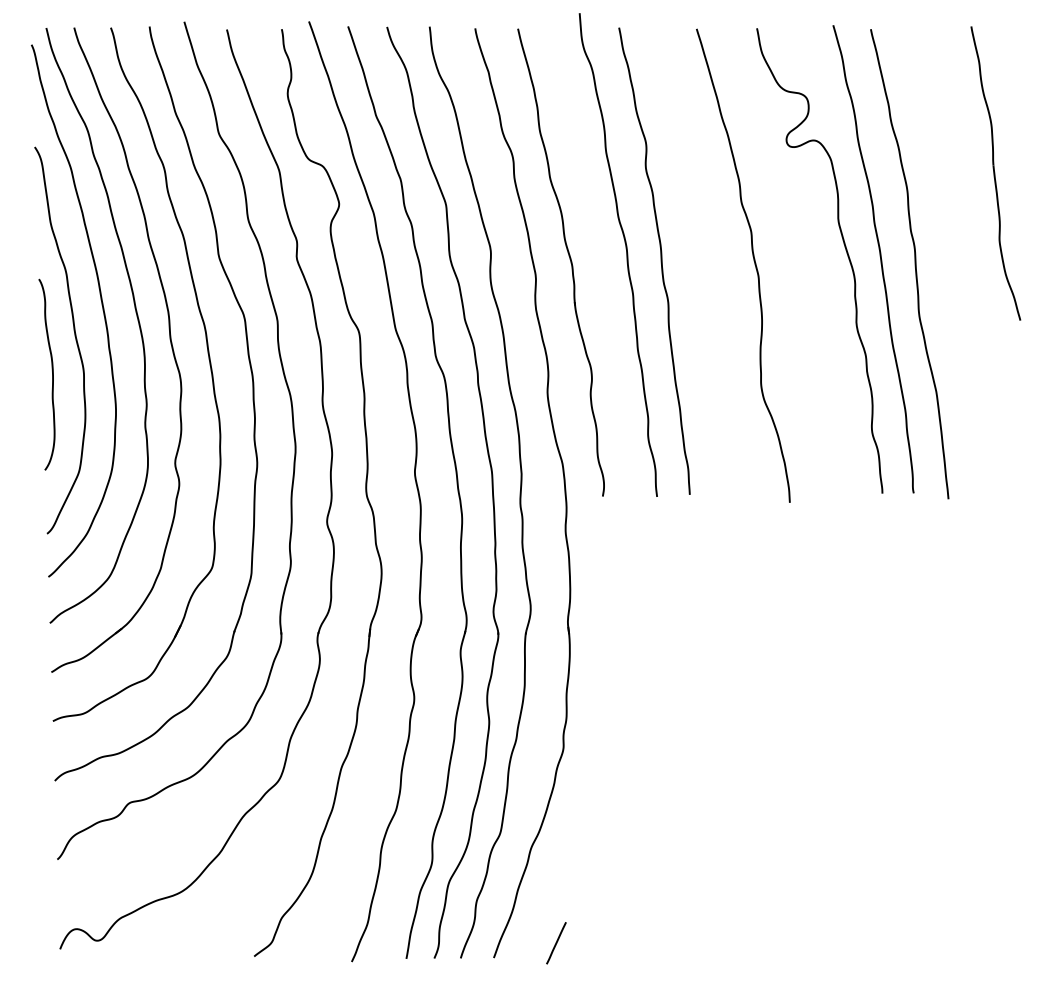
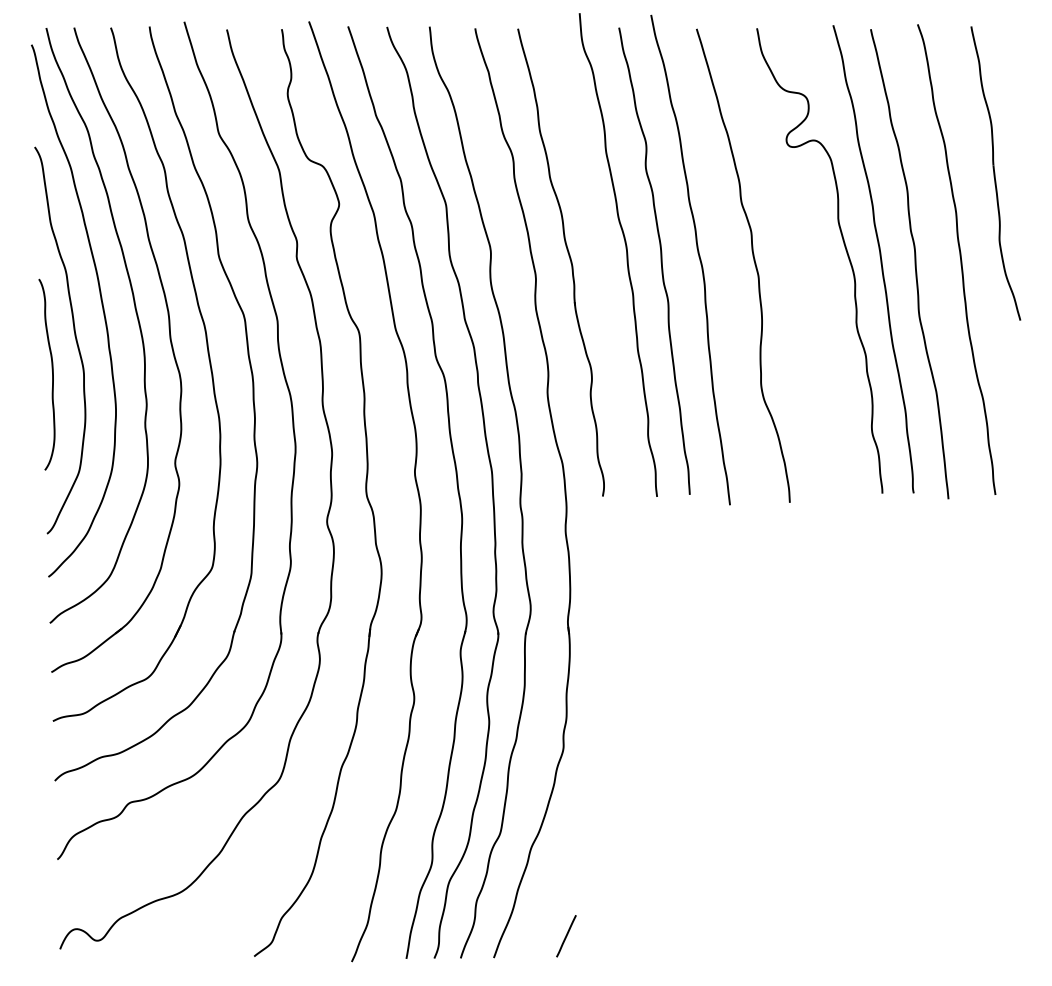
curve: none -> present (698, 257)
curve: none -> present (960, 259)
line position: (556, 943) -> (566, 936) (566, 936)
